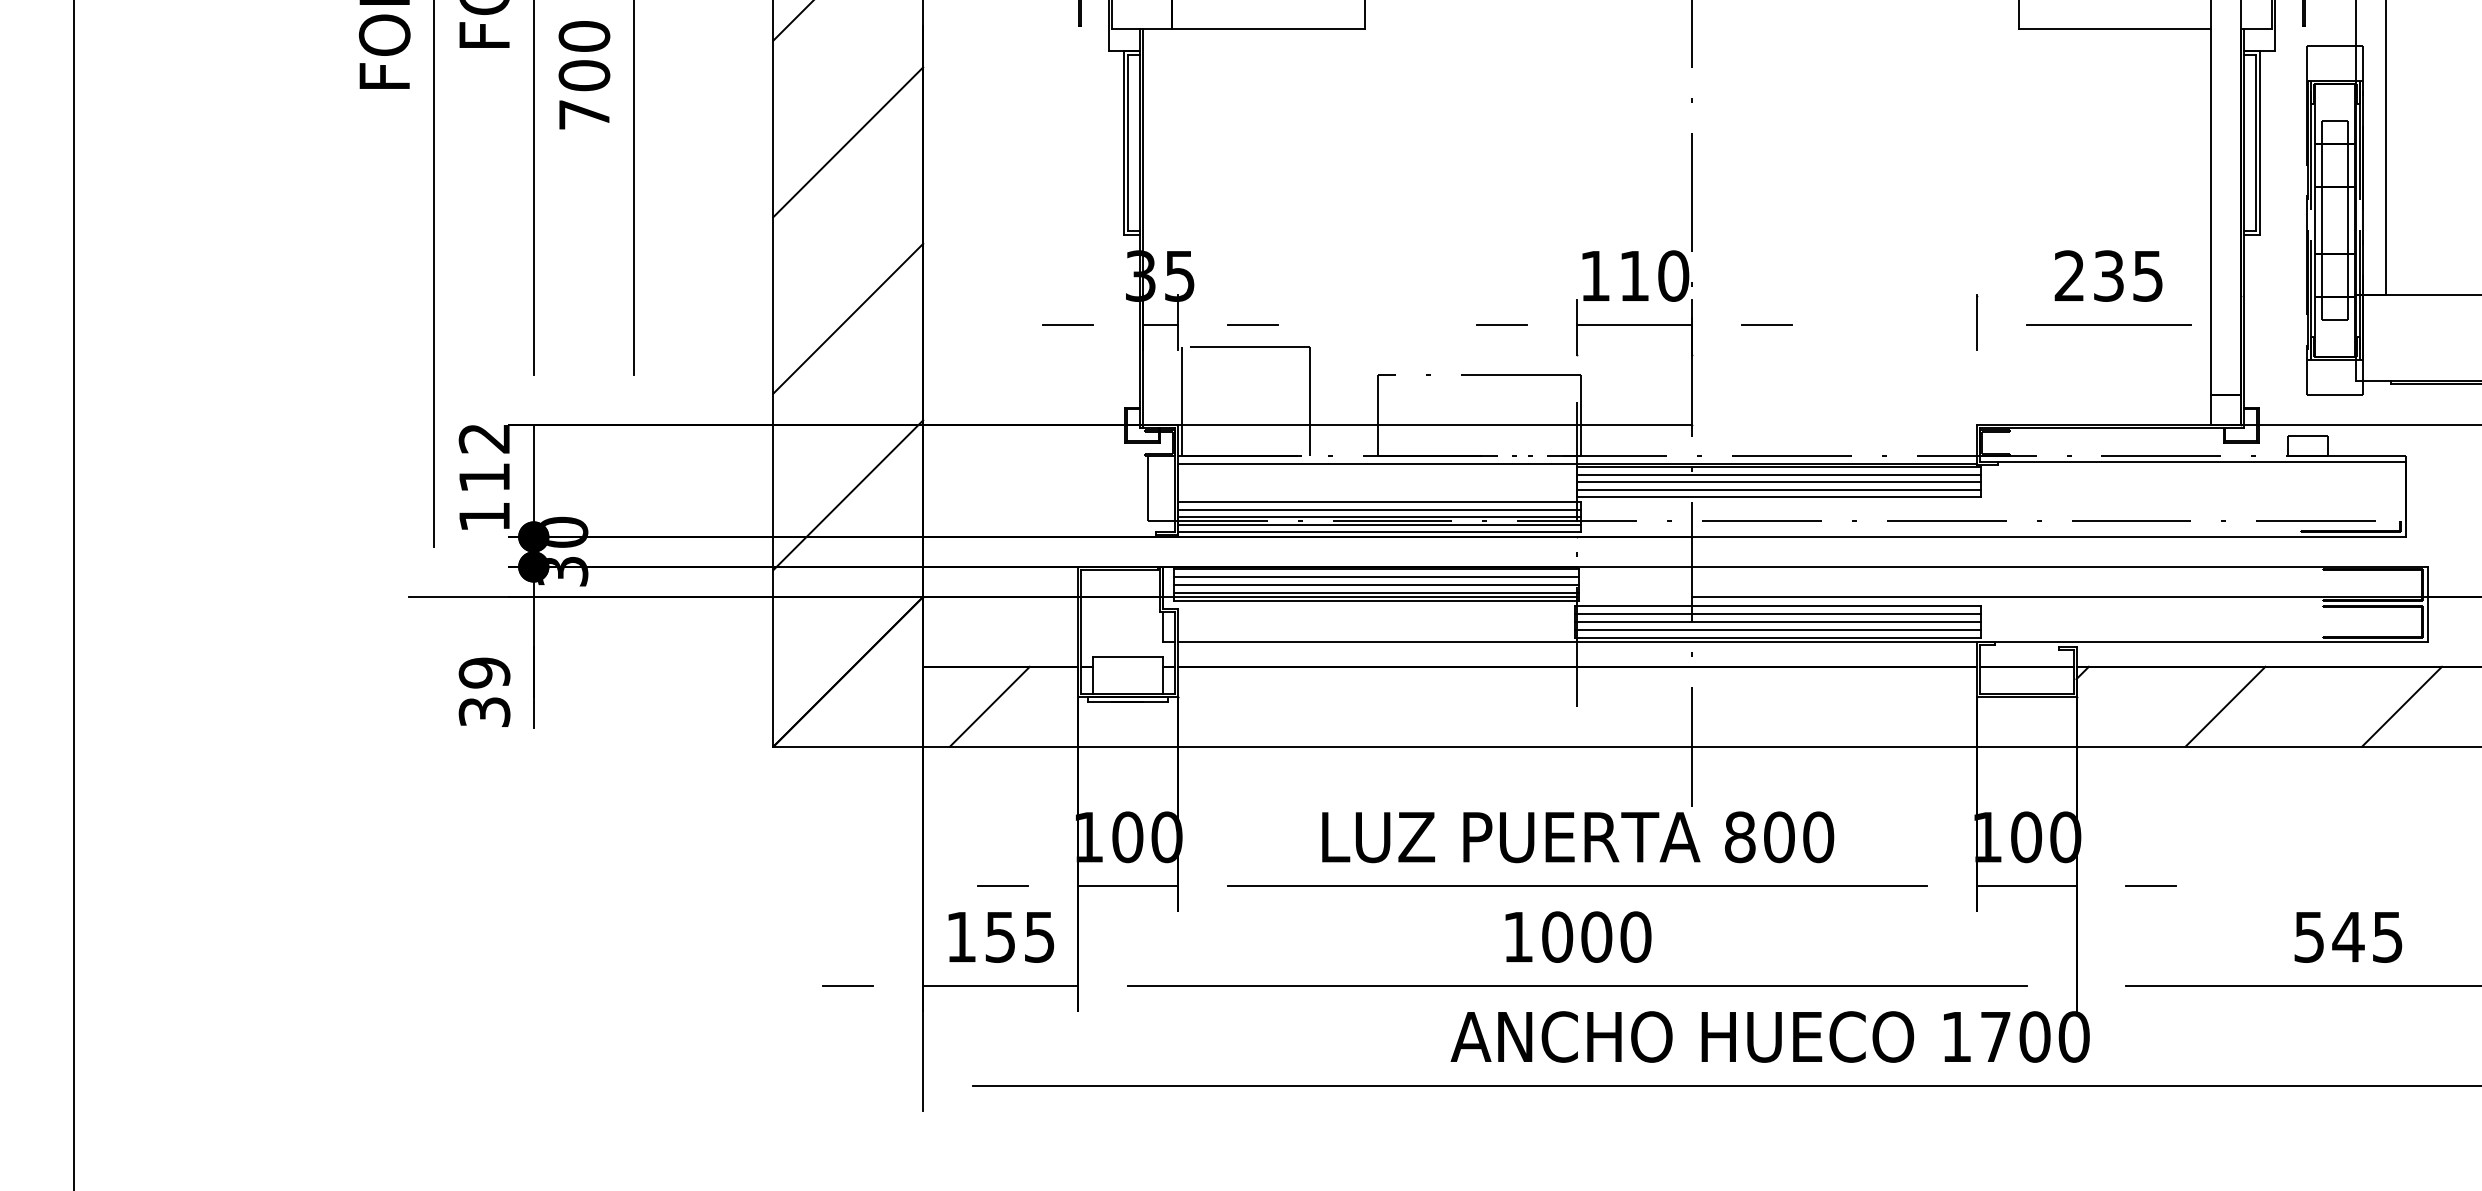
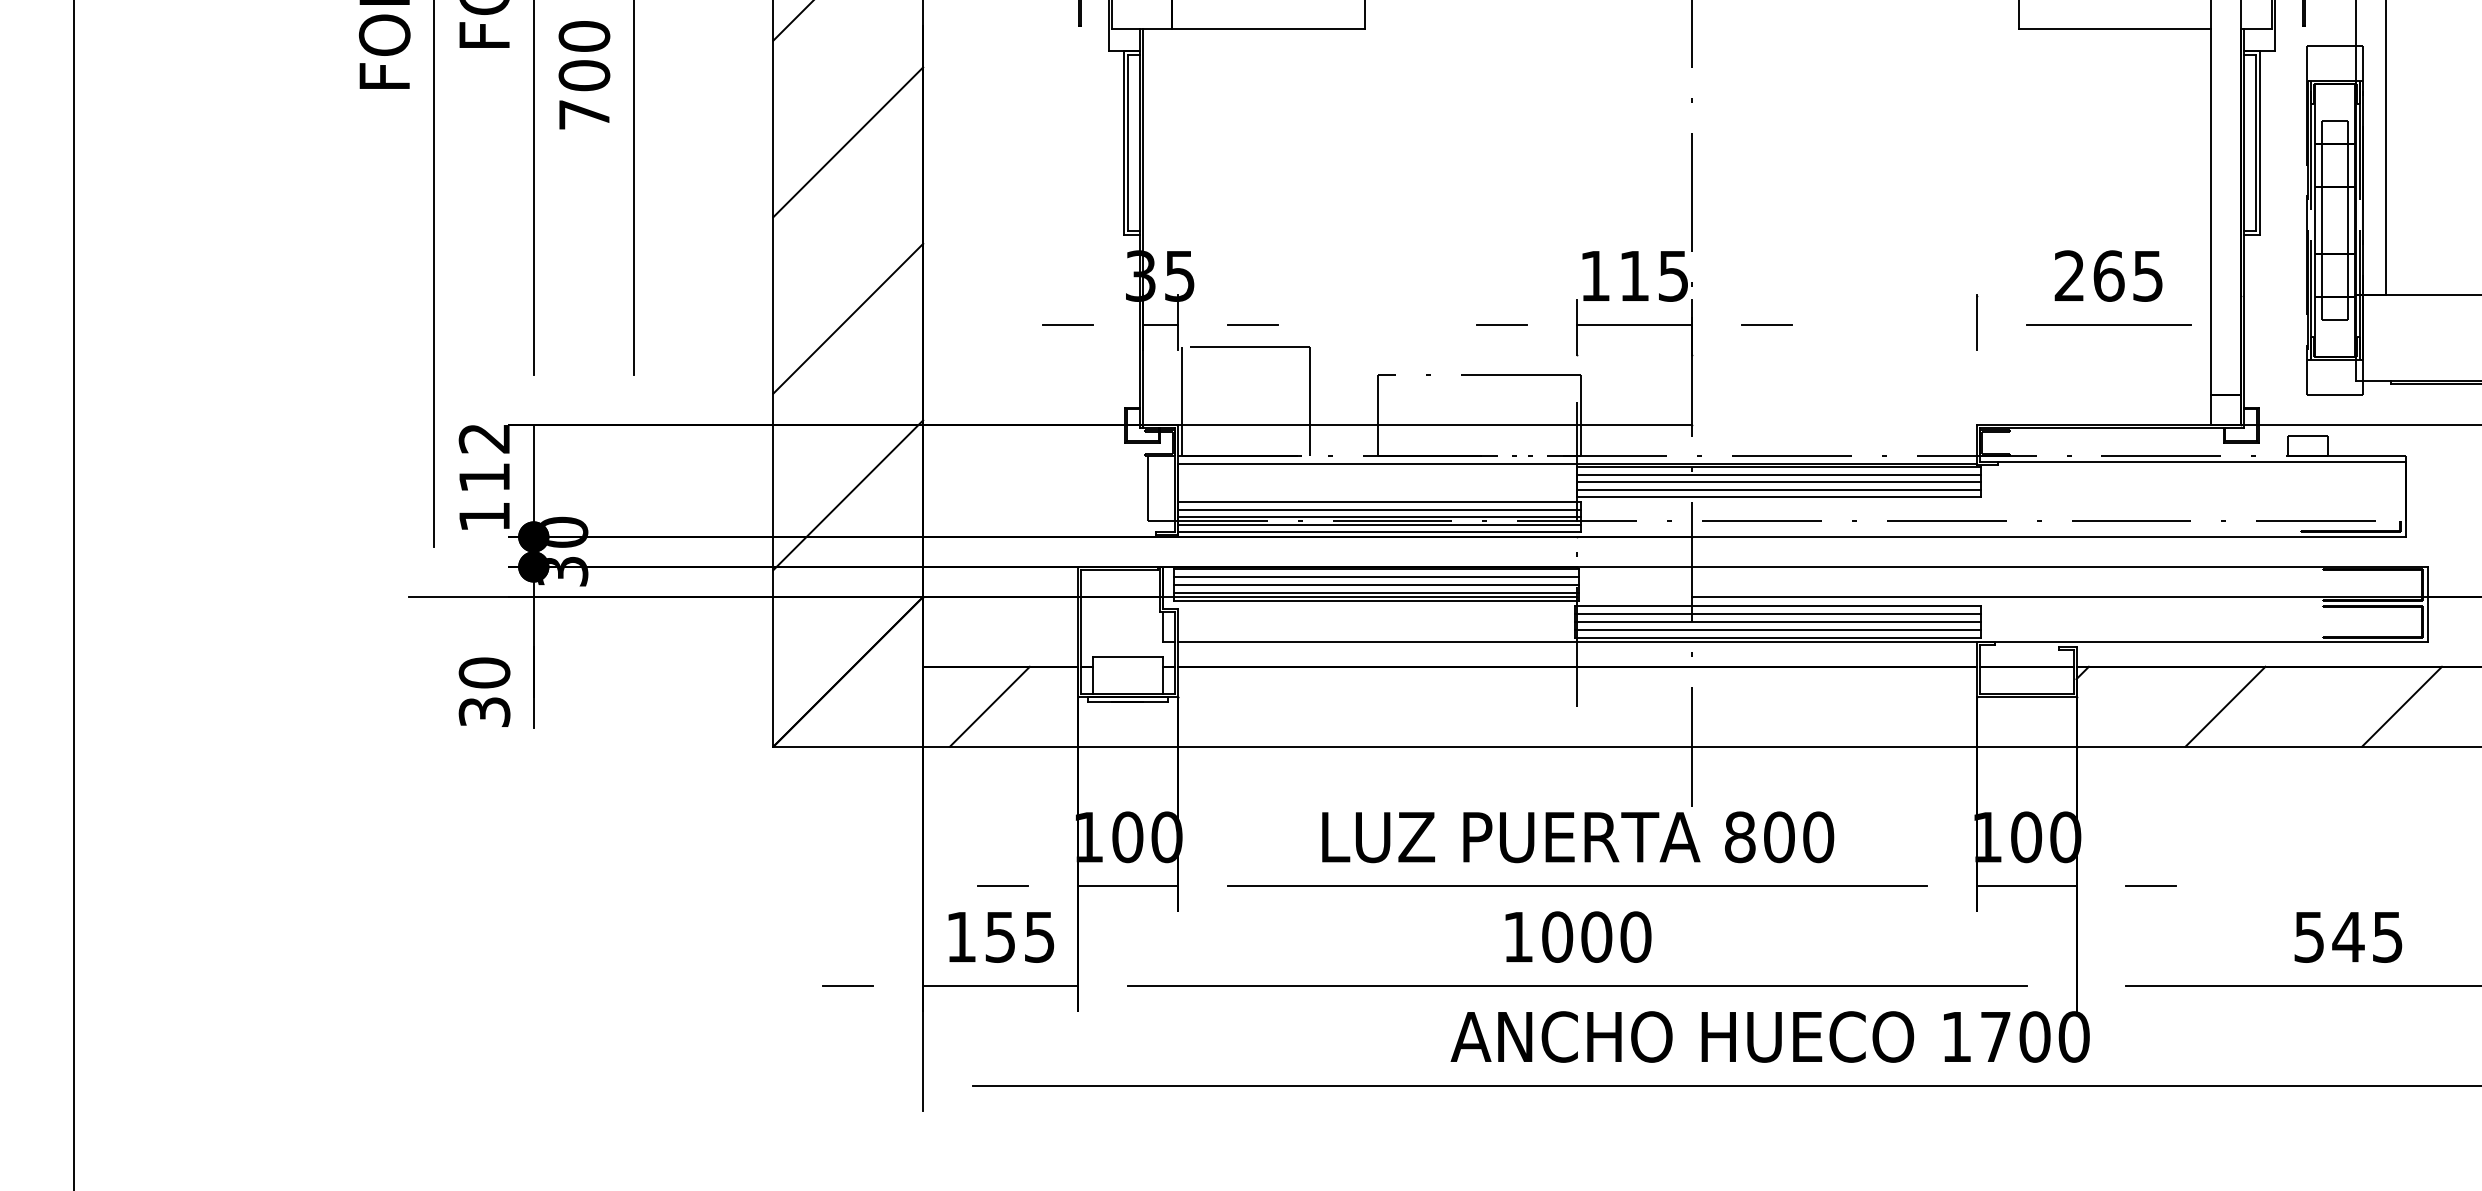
text: 110 -> 115 (1673, 275)
text: 235 -> 265 (2108, 275)
text: 39 -> 30 (484, 672)
